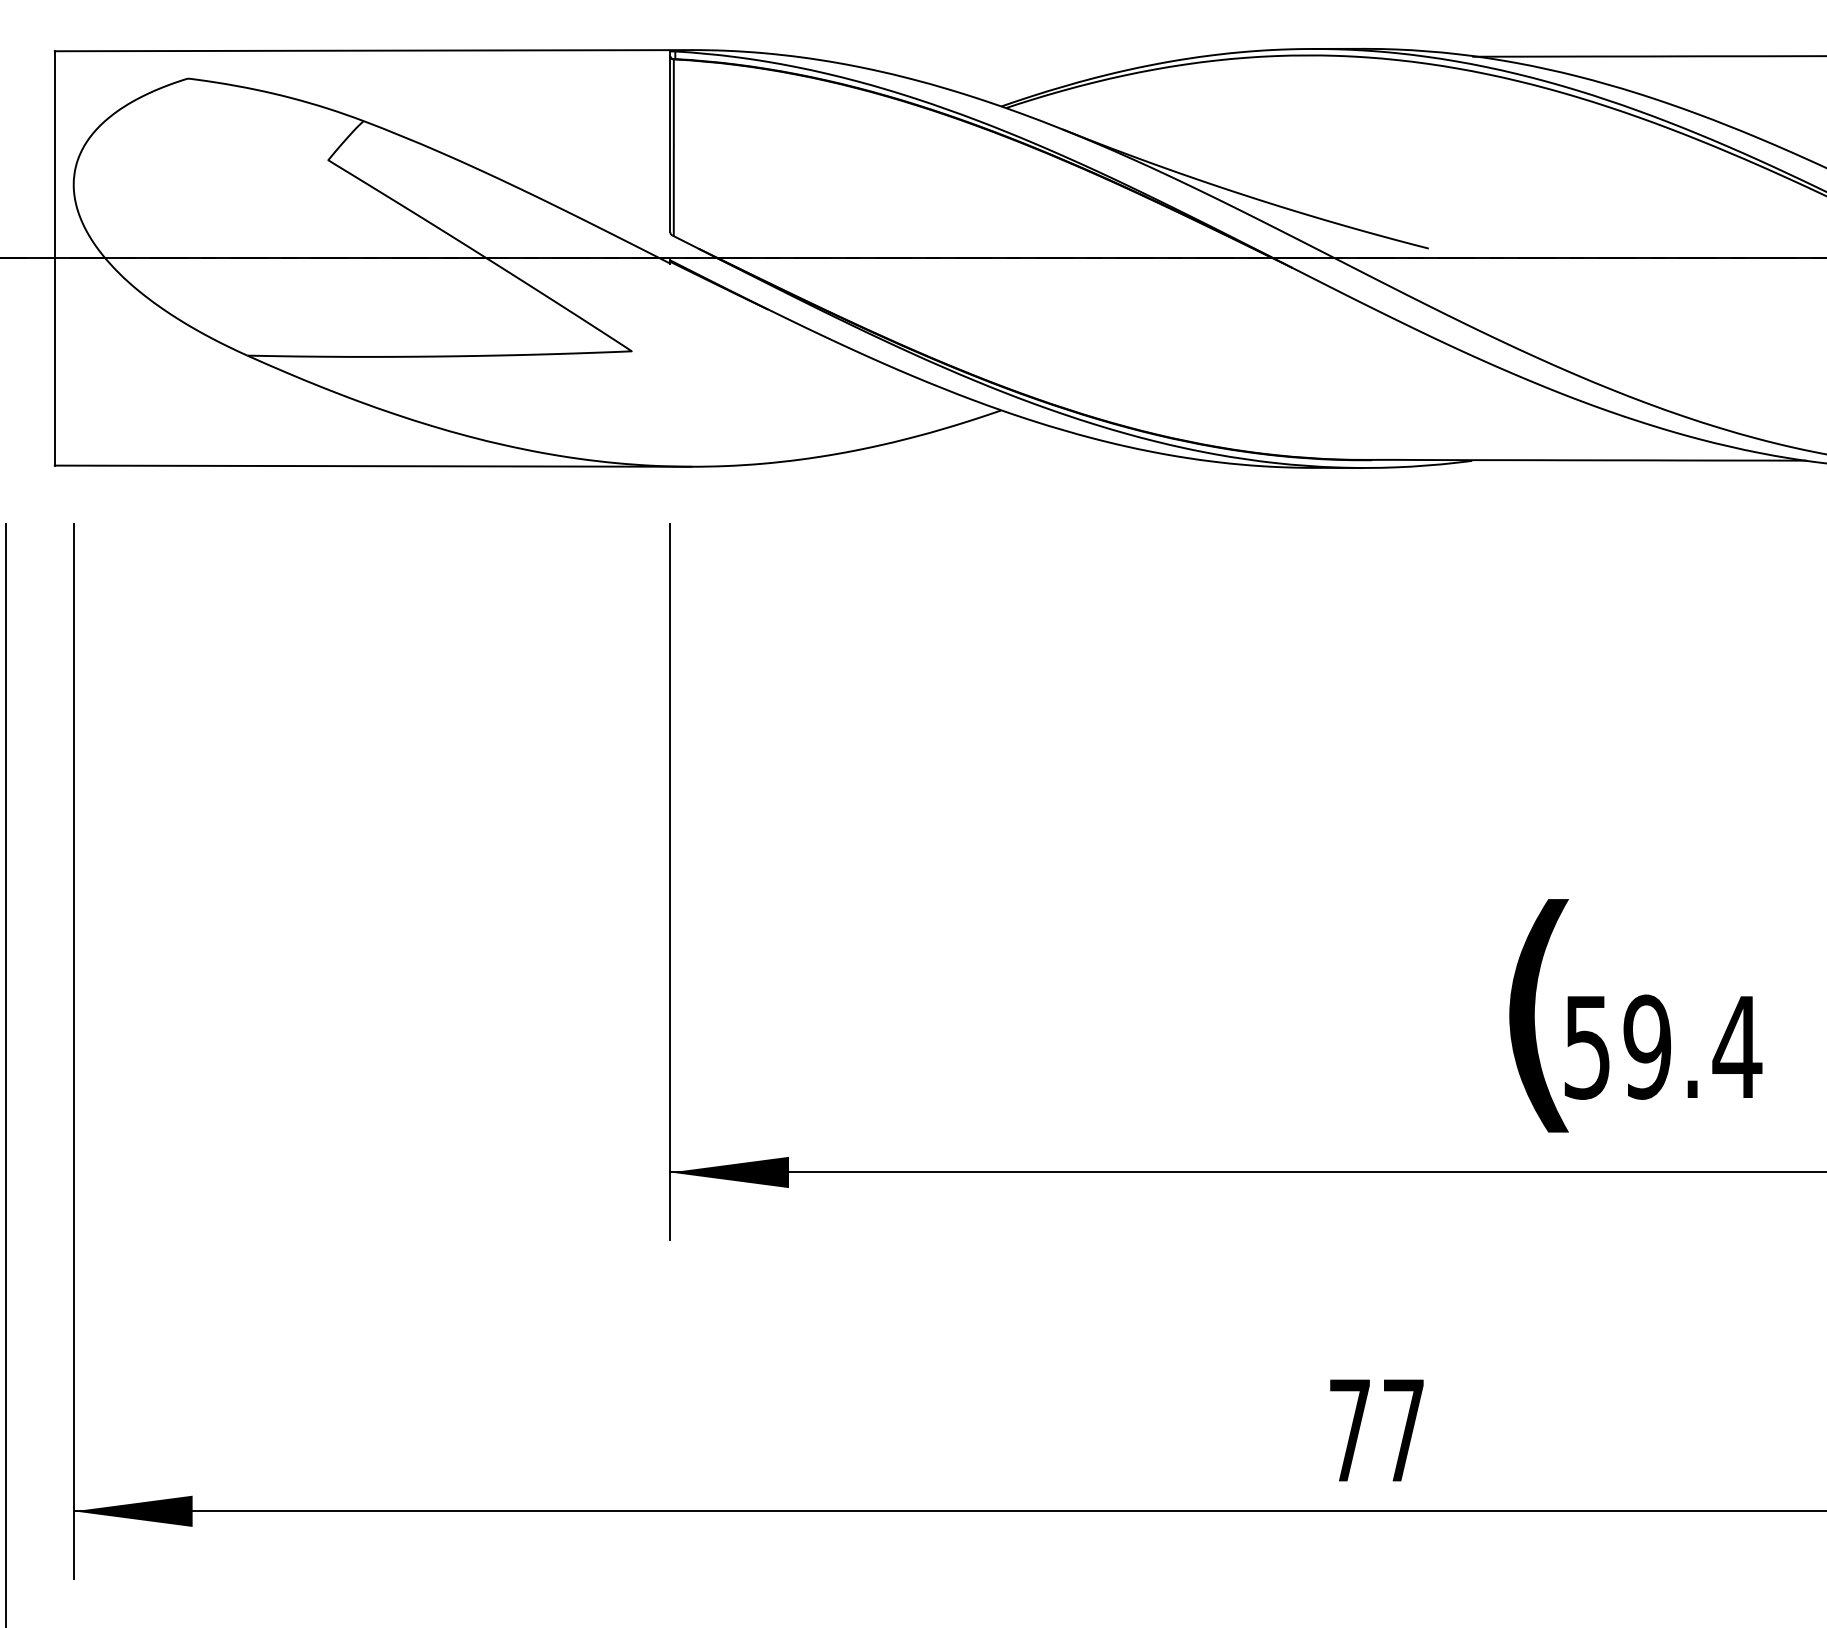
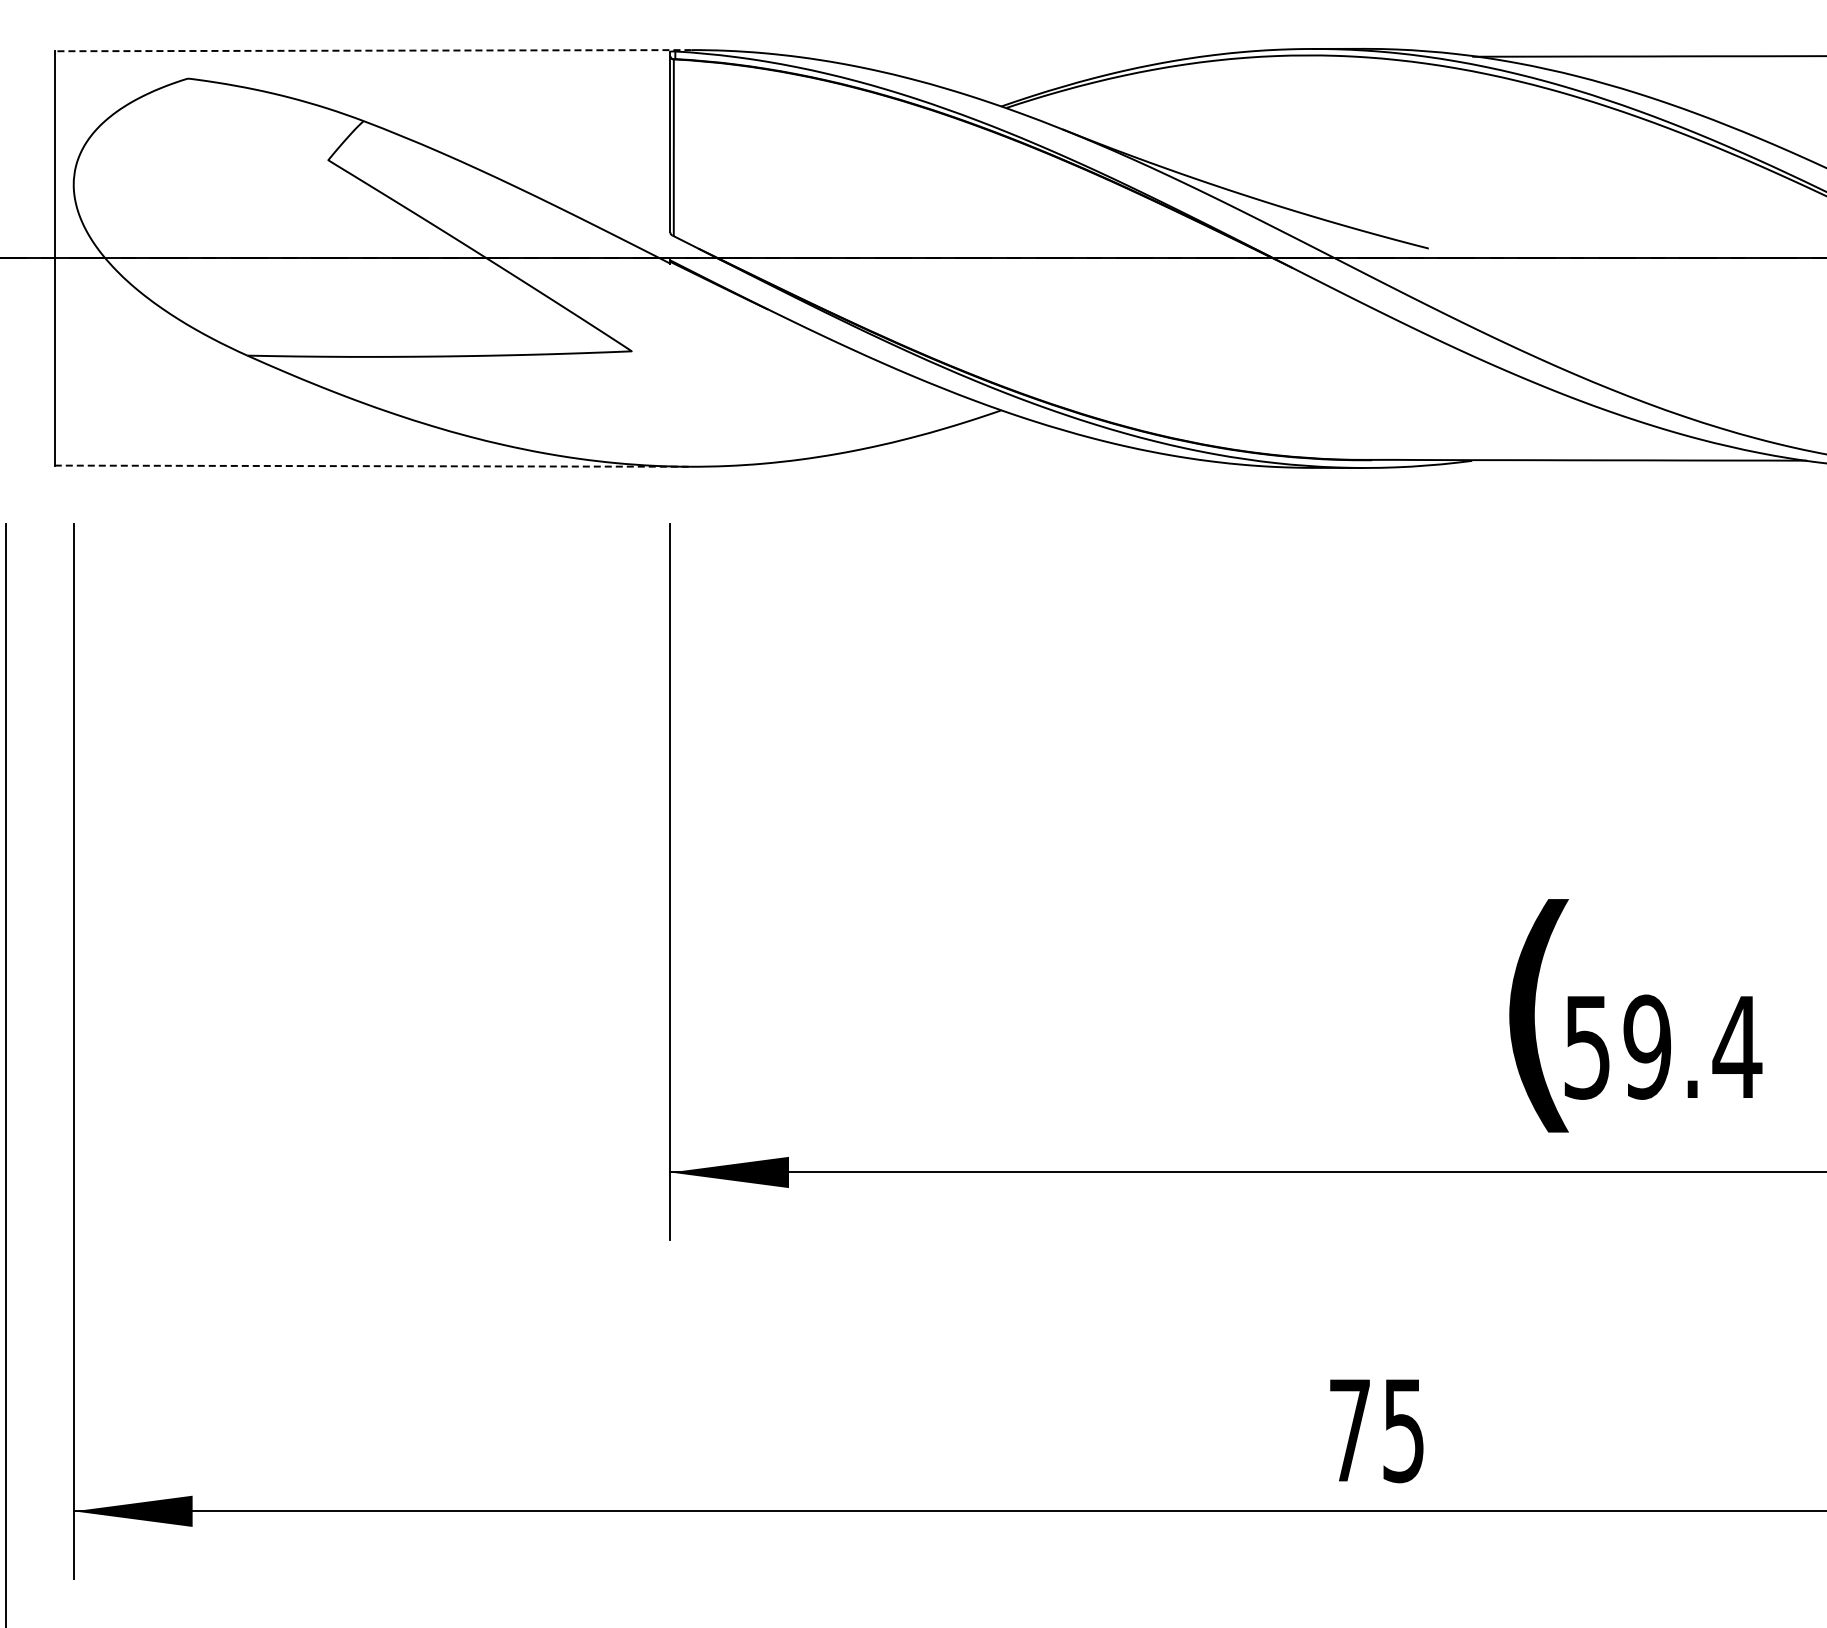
line: solid -> dashed (372, 50)
line: solid -> dashed (373, 466)
text: 77 -> 75 (1403, 1431)
